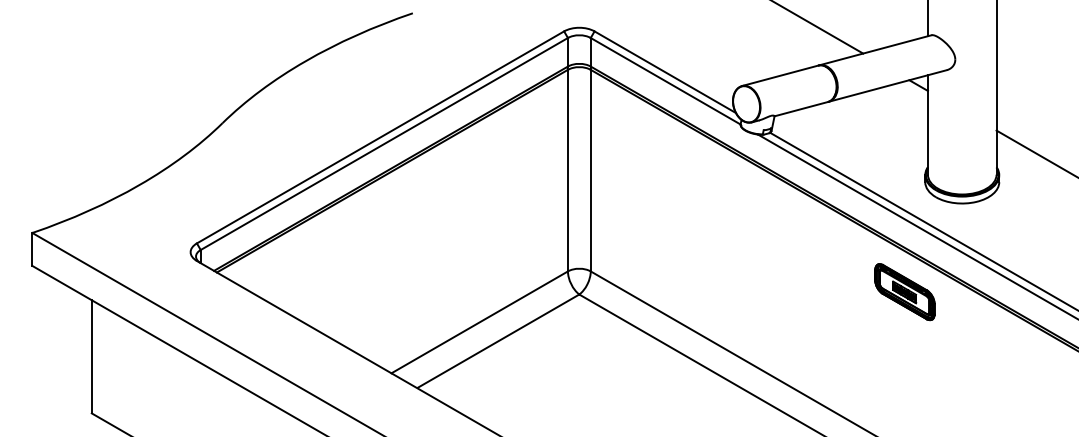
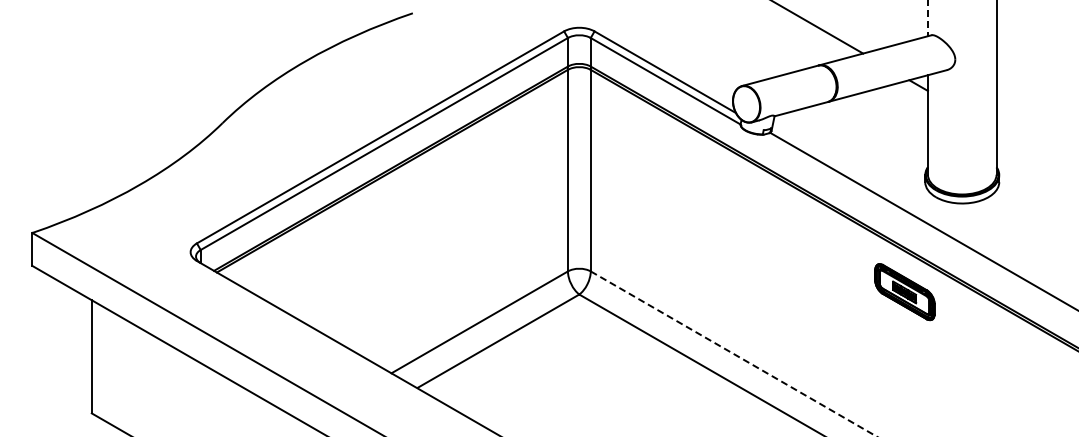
line: solid -> dashed (927, 18)
line: present -> none (1035, 153)
line: present -> none (916, 225)
line: solid -> dashed (734, 354)
